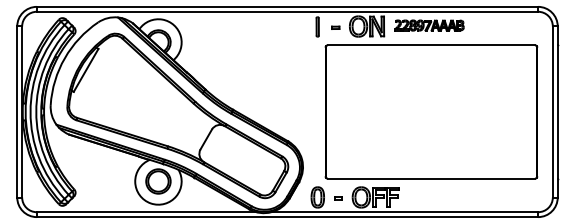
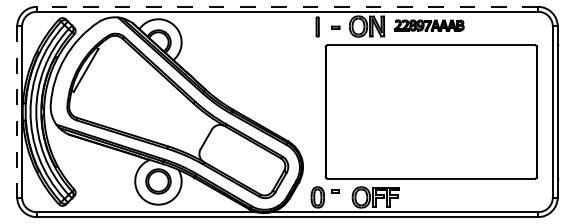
line: solid -> dashed (287, 6)
line: solid -> dashed (17, 112)
part position: (338, 198) -> (335, 191) (335, 191)
